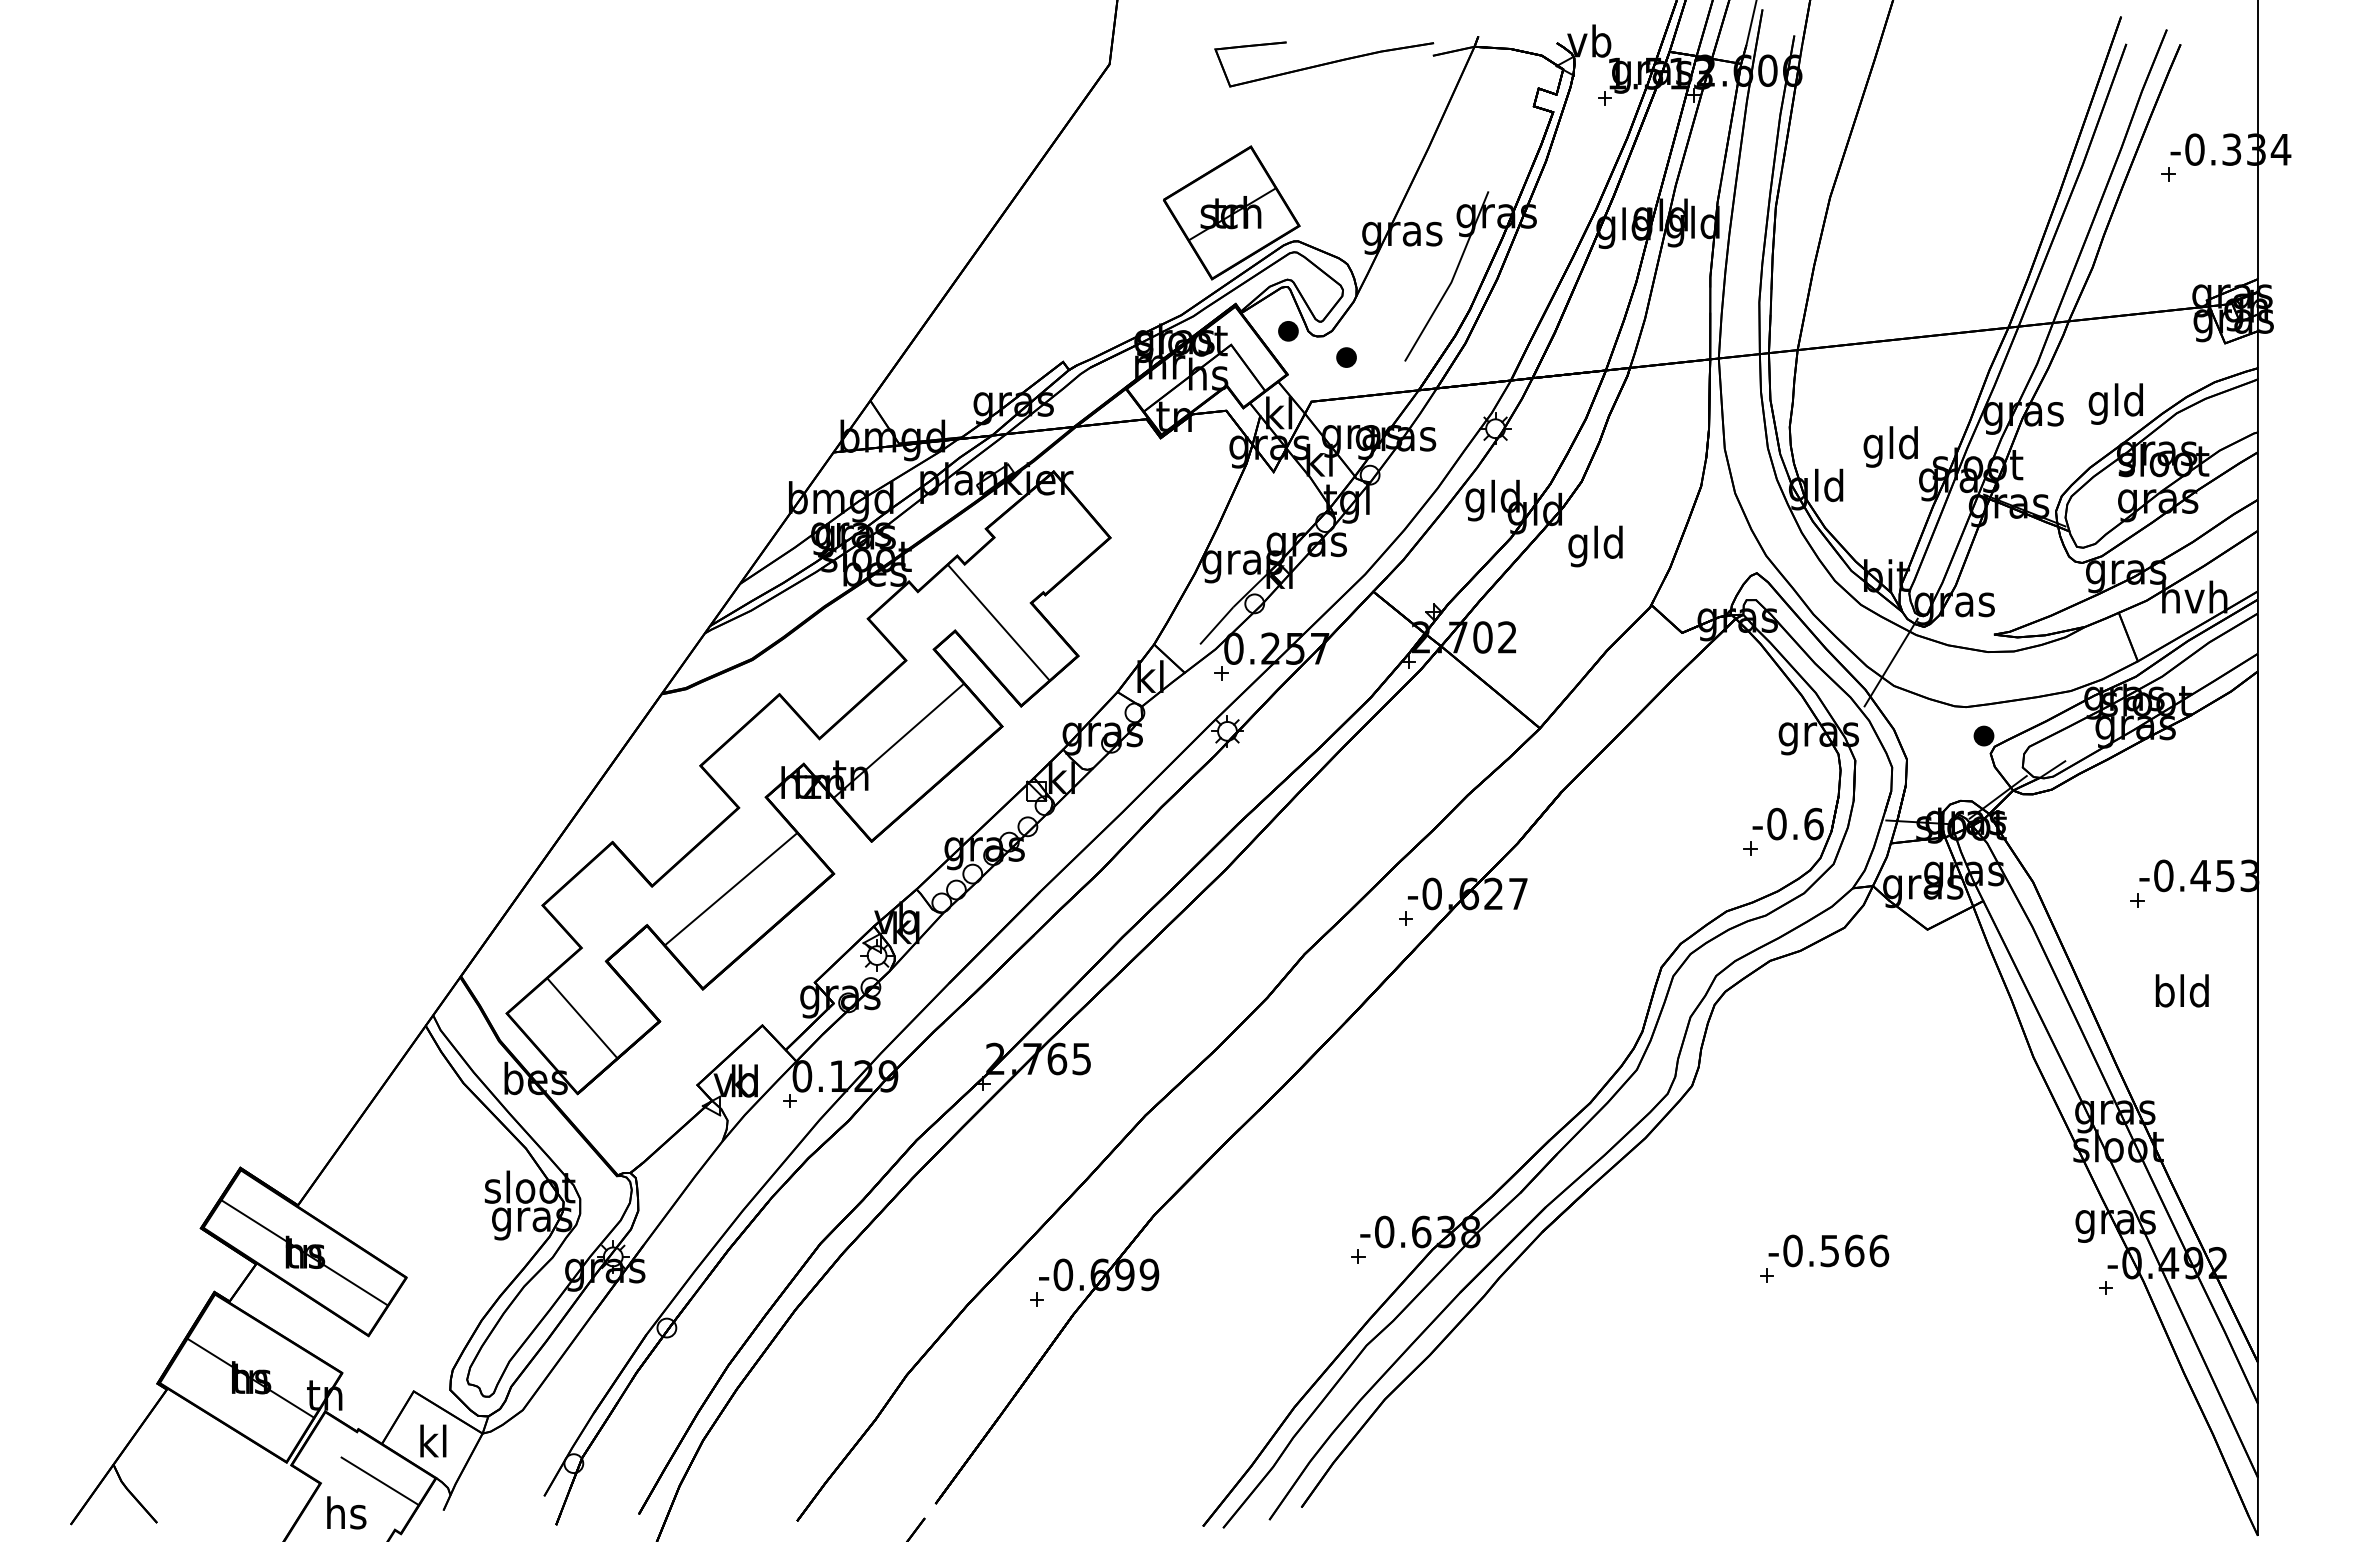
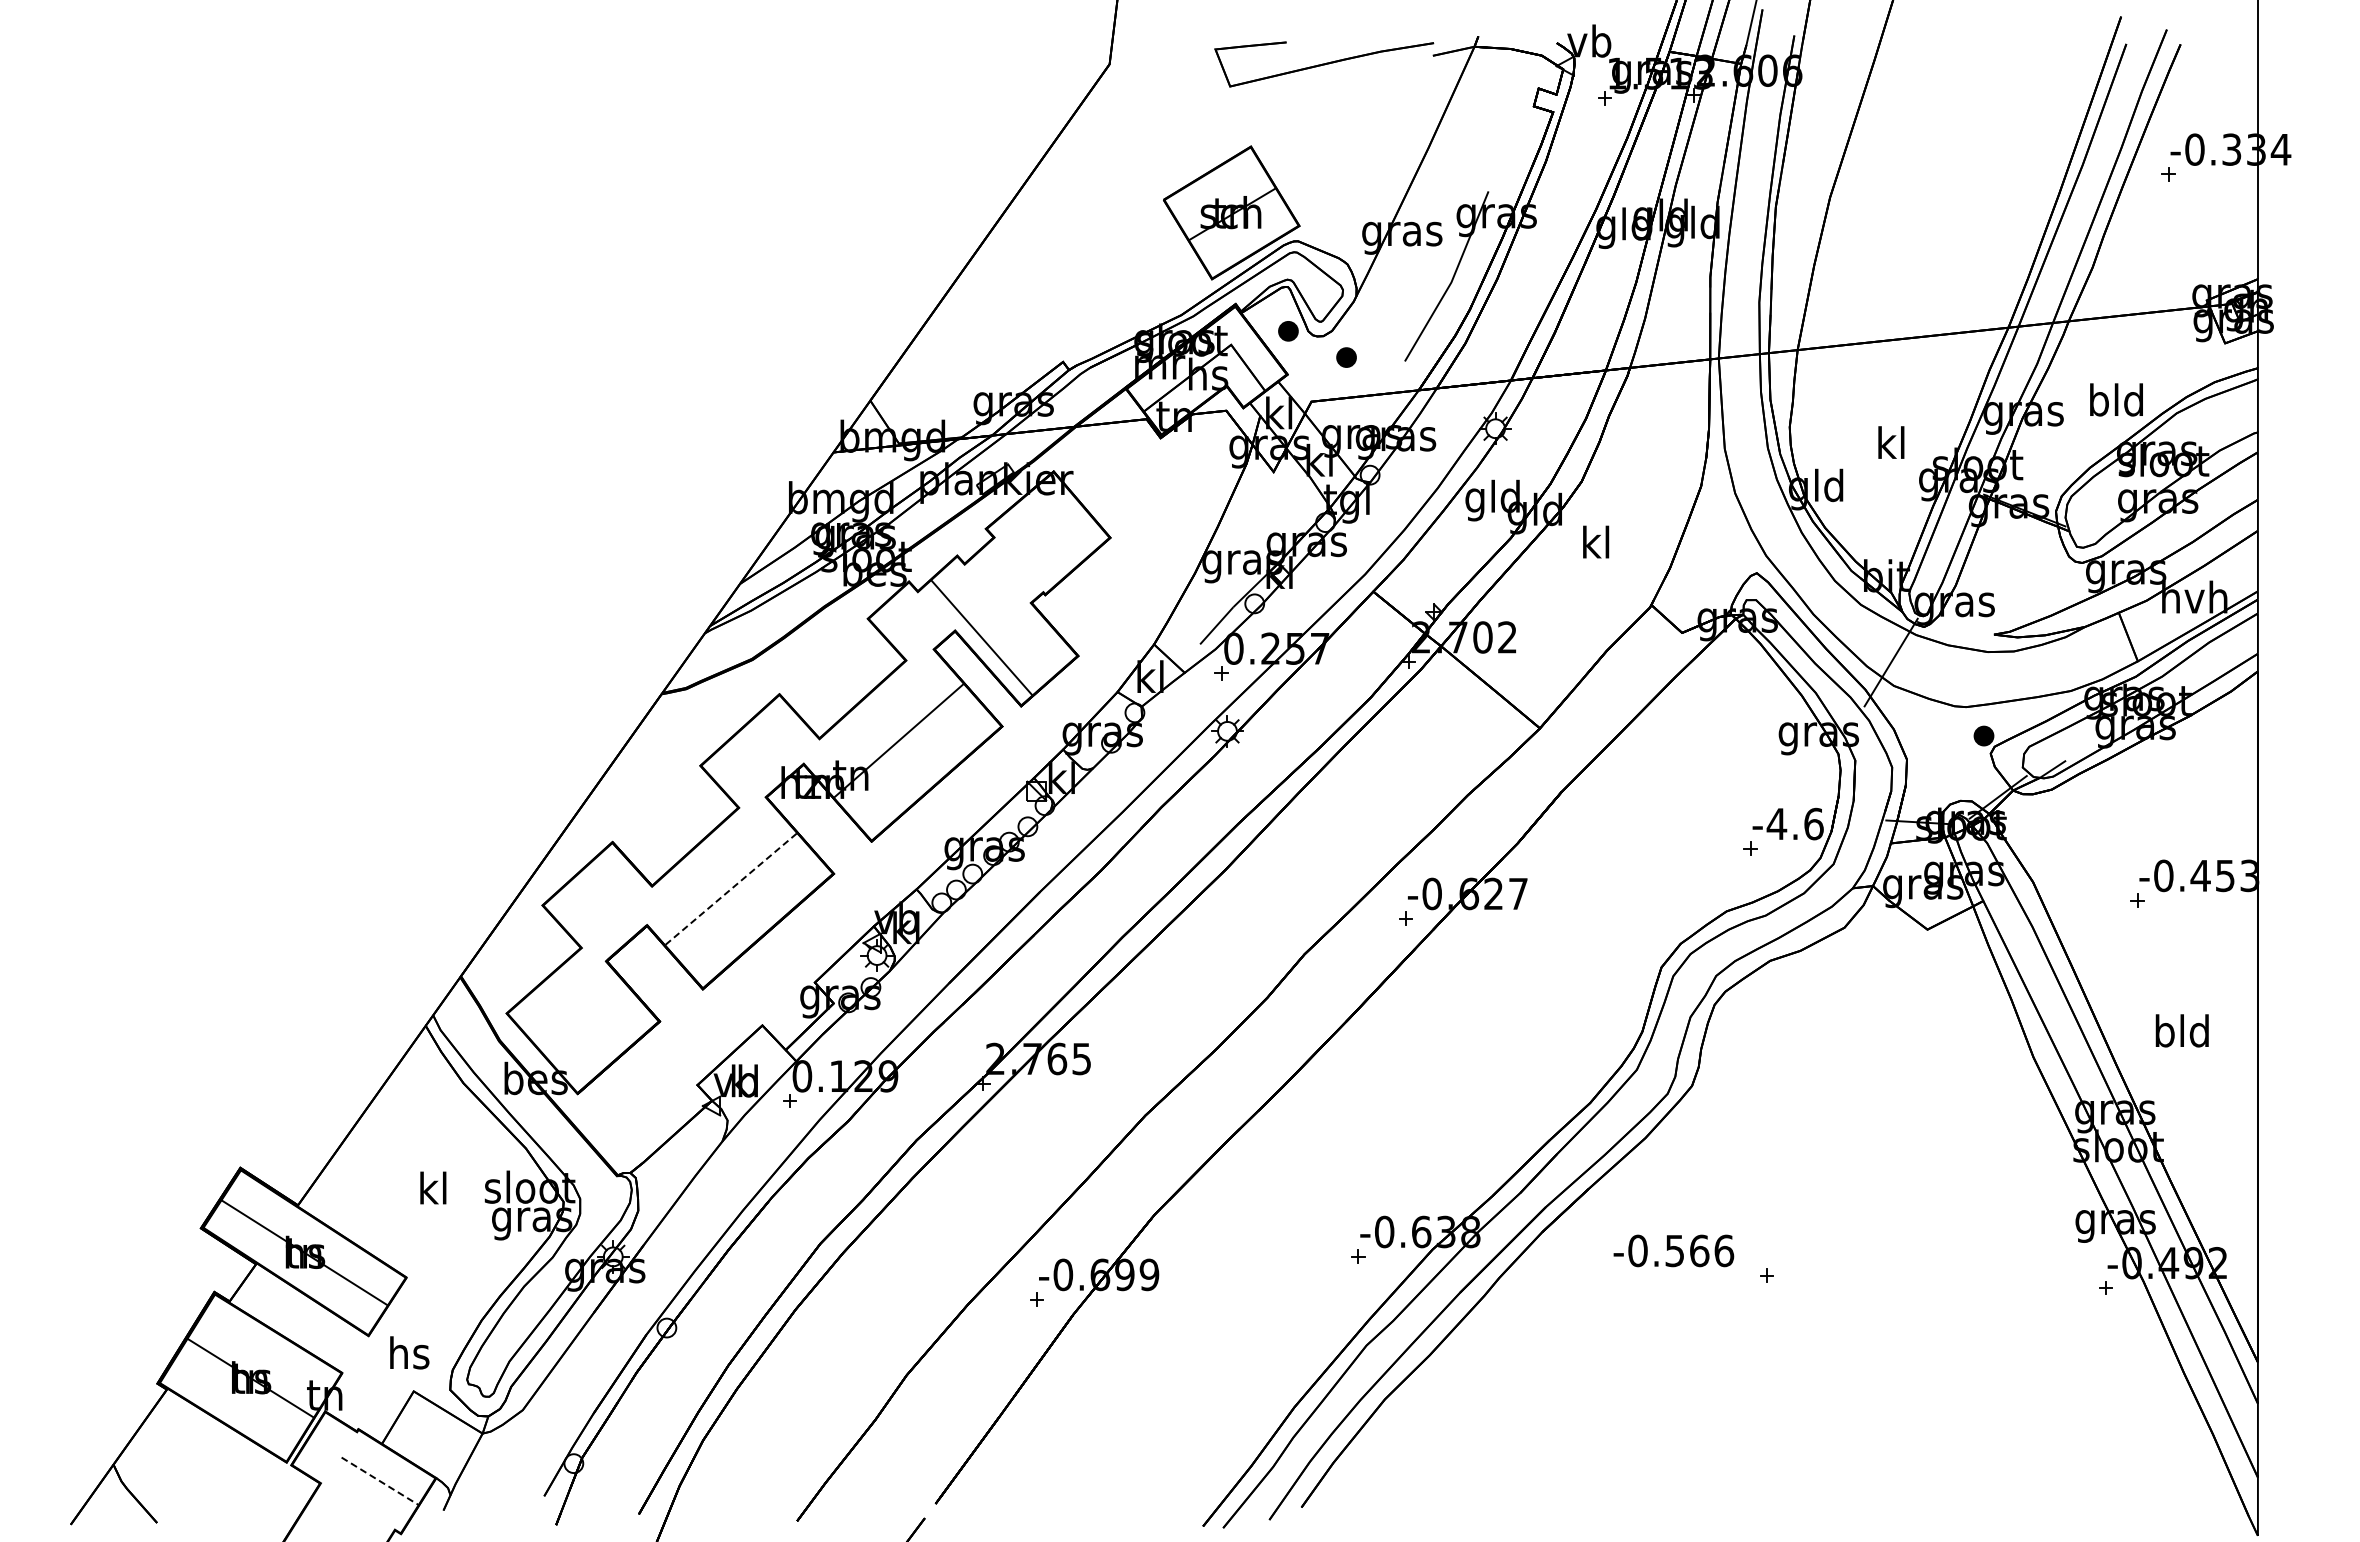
text: gld -> bld (2098, 403)
text: gld -> kl (1890, 446)
text: gld -> kl (1595, 546)
line position: (998, 622) -> (981, 637) (981, 637)
text: -0.6 -> -4.6 (1776, 823)
line: solid -> dashed (730, 889)
text position: (2181, 990) -> (2181, 1030) (2181, 1030)
line: present -> none (581, 1017)
text position: (1828, 1250) -> (1673, 1250) (1673, 1250)
text position: (433, 1440) -> (433, 1187) (433, 1187)
line: solid -> dashed (379, 1481)
text position: (346, 1512) -> (409, 1352) (409, 1352)
